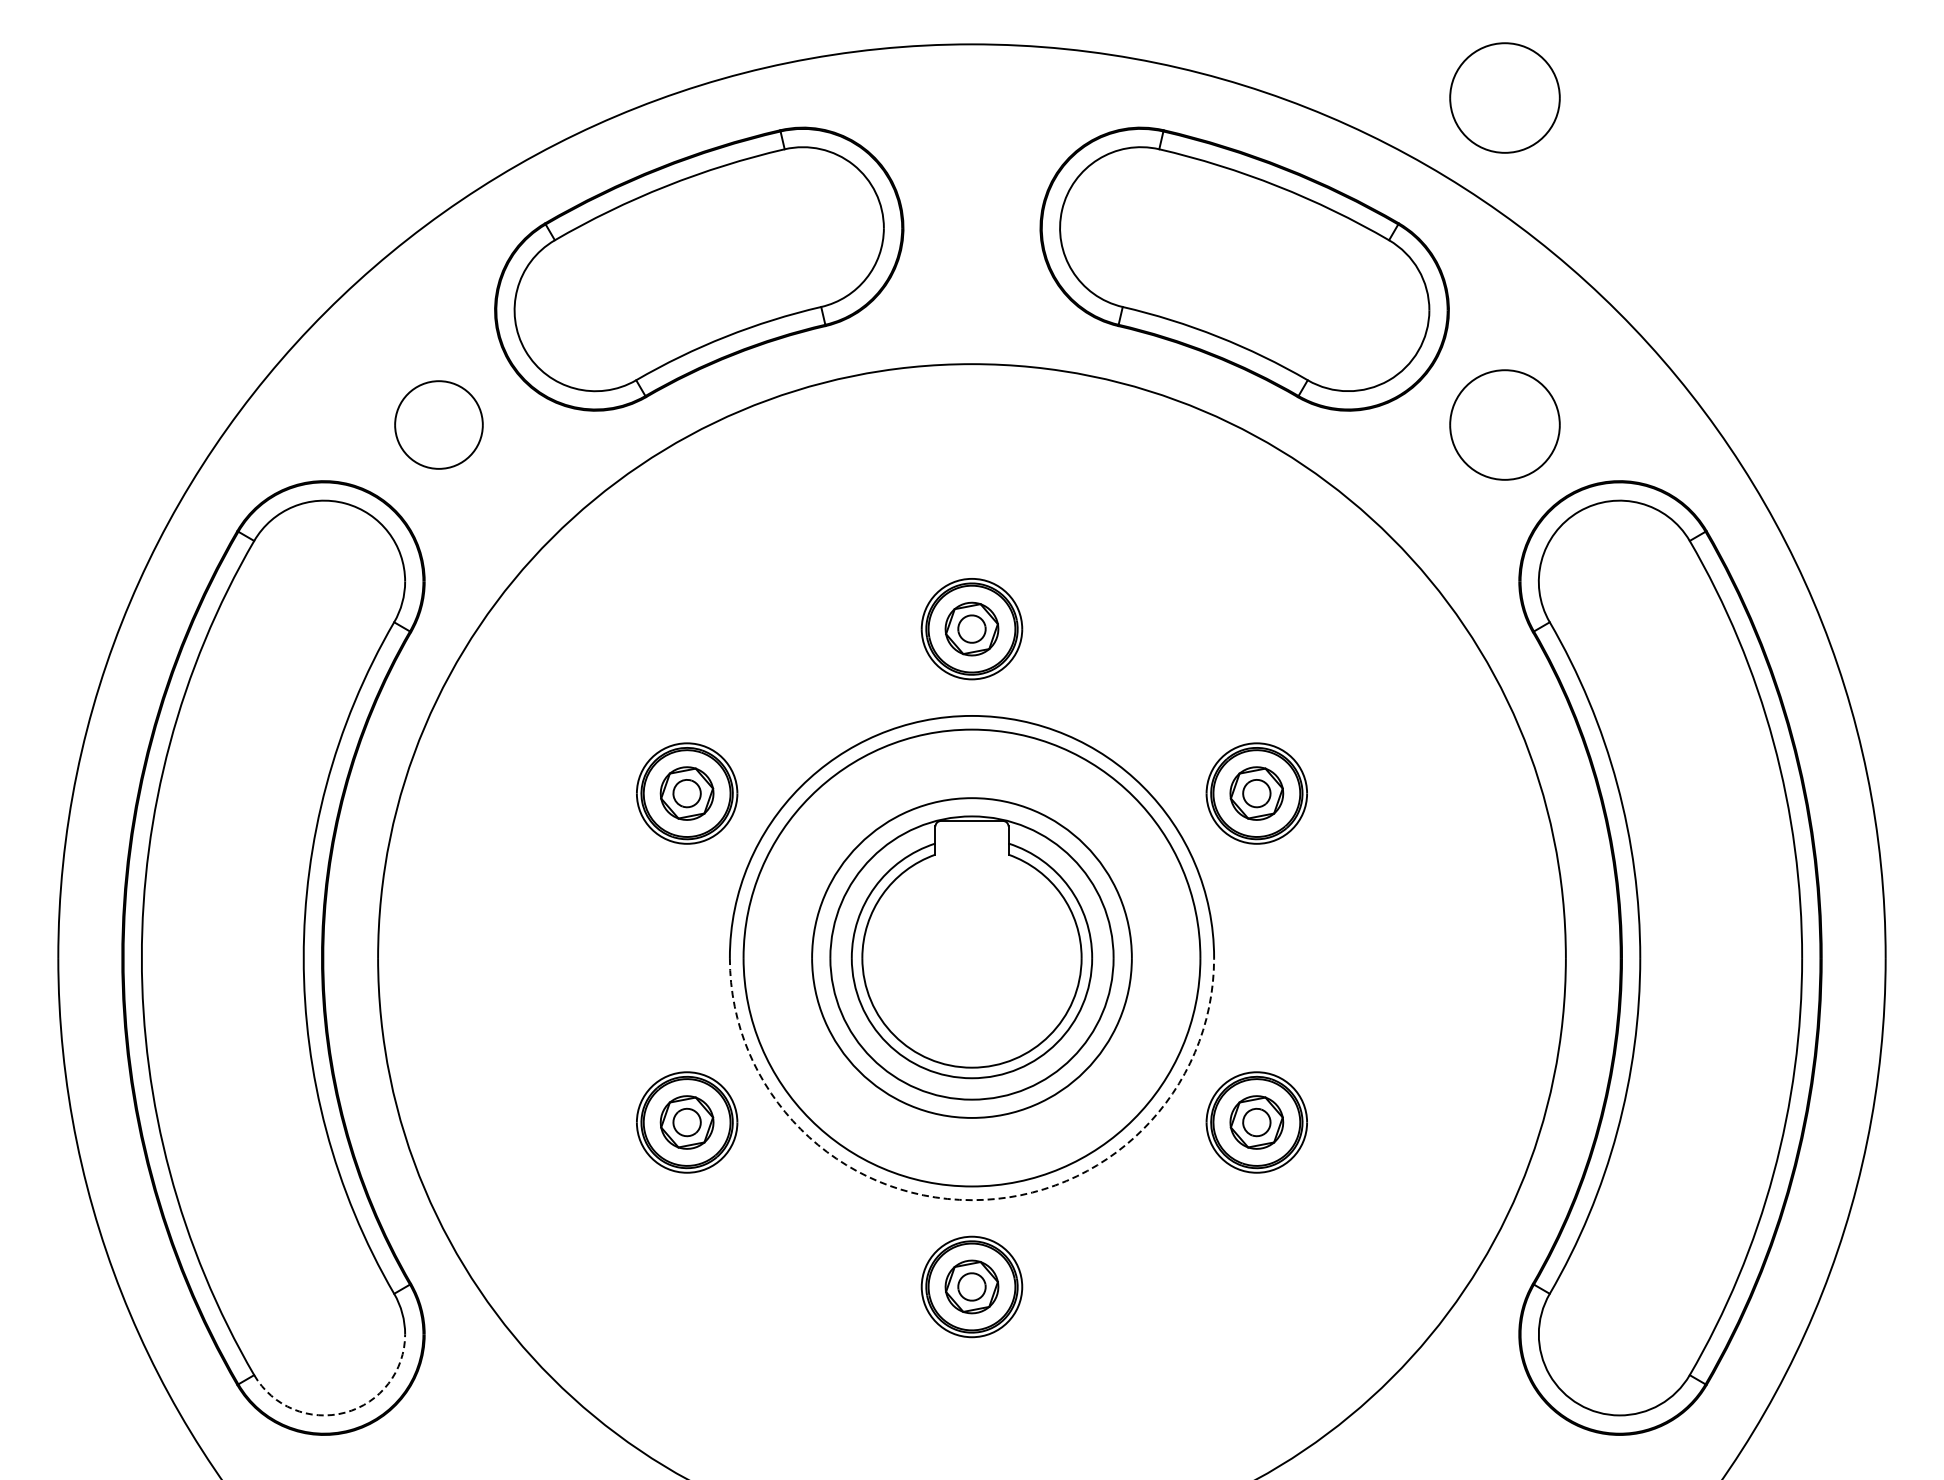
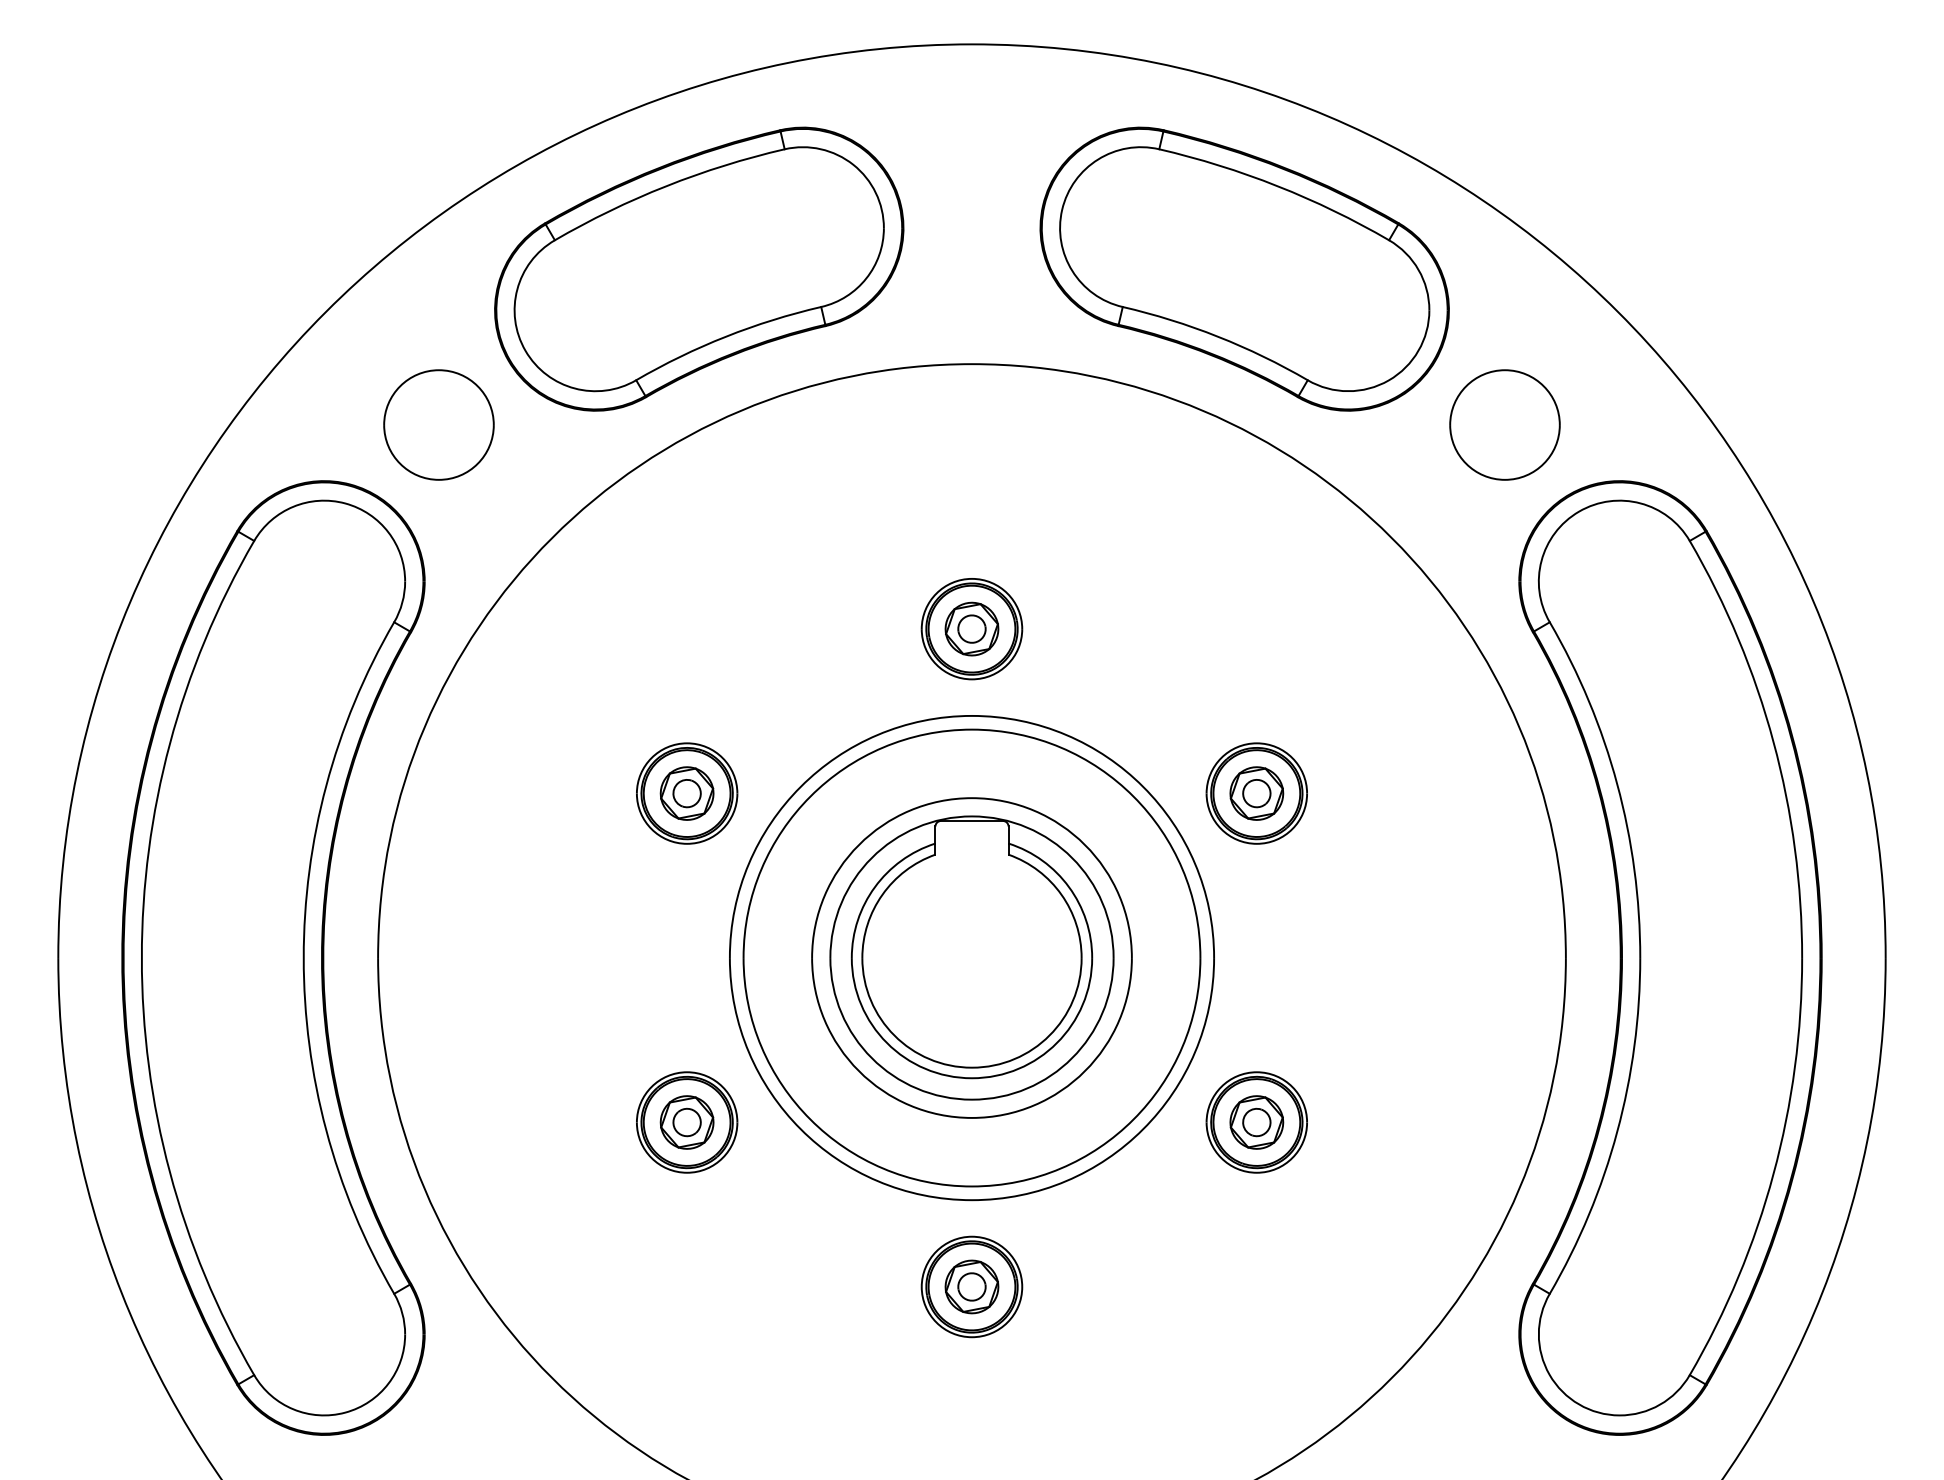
part: present -> none (1504, 97)
part size: 90x90 px -> 112x112 px (438, 424)
arc: dashed -> solid (971, 1200)
arc: dashed -> solid (345, 1412)
